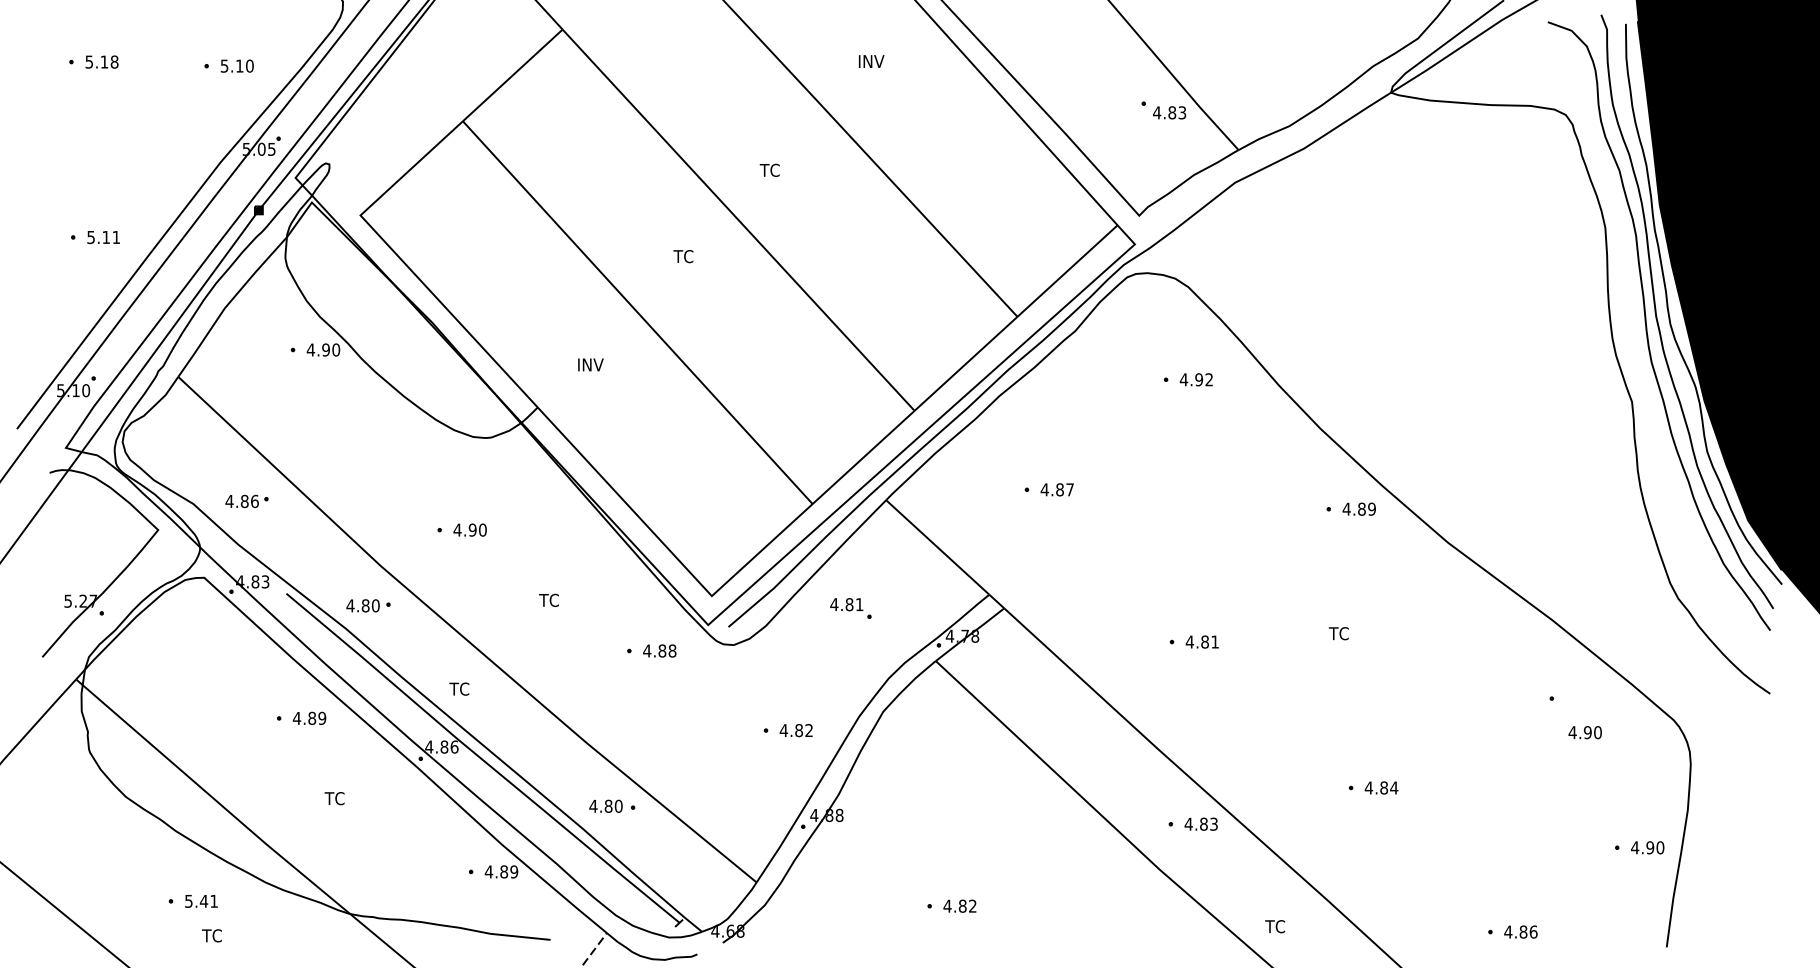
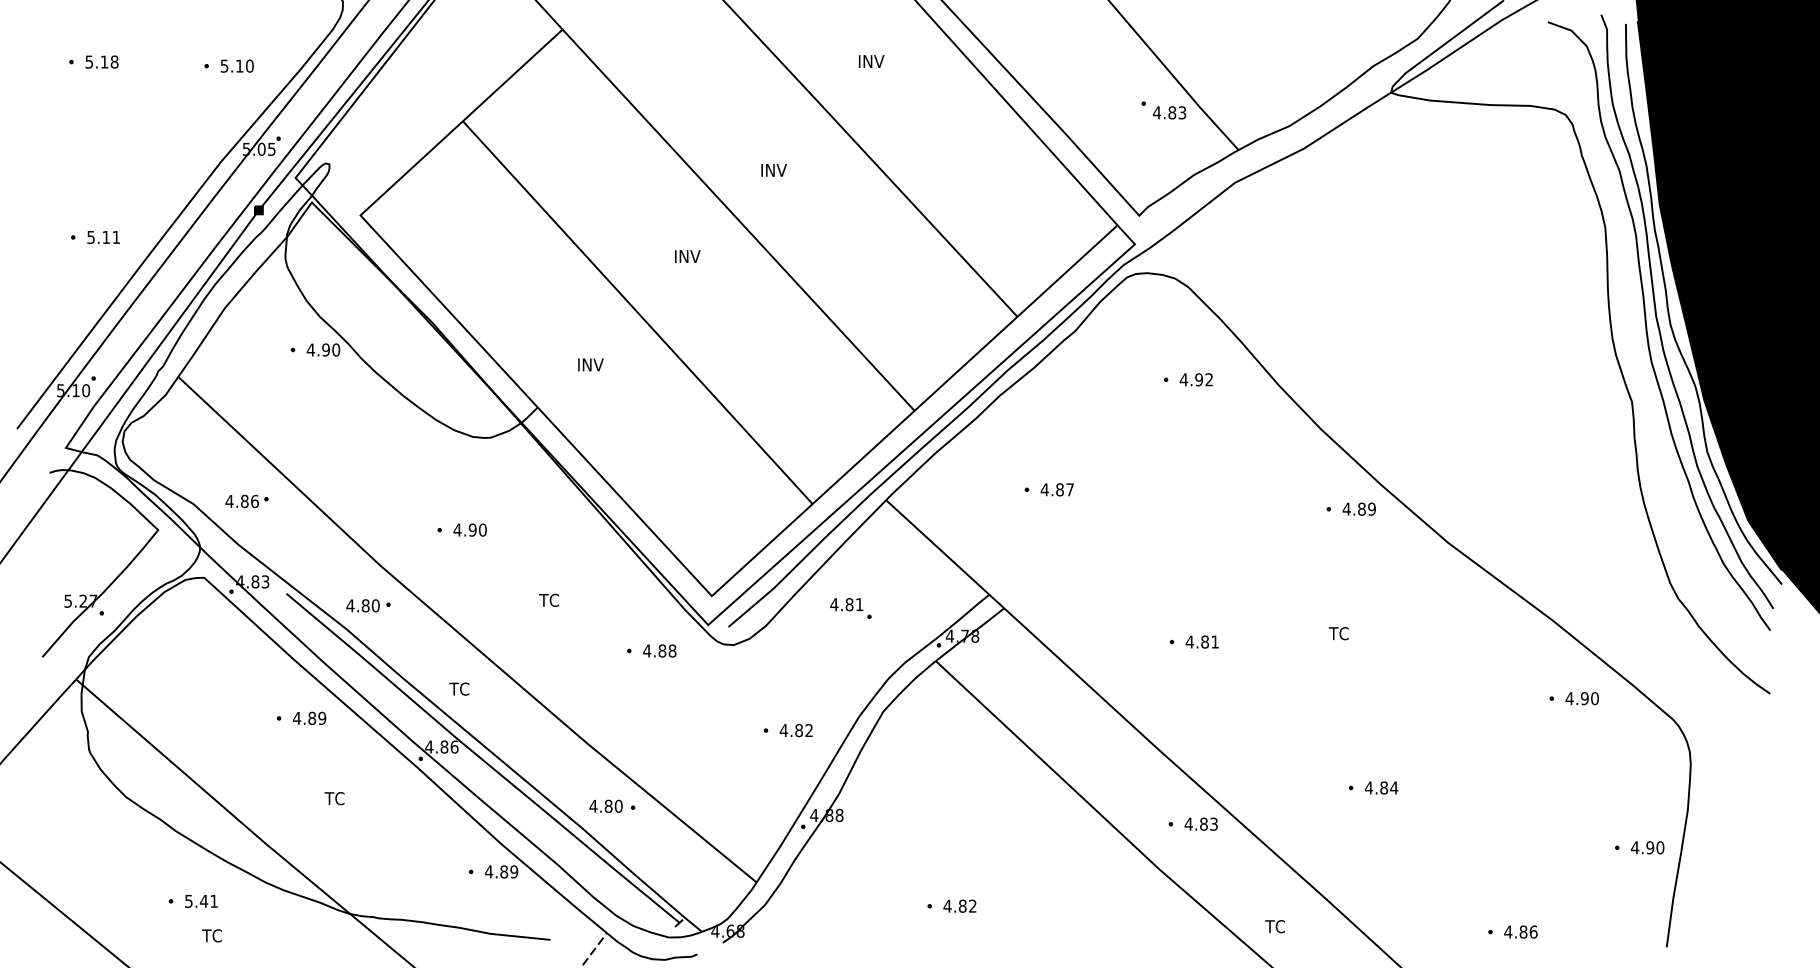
text: TC -> INV (772, 169)
text: TC -> INV (686, 256)
text position: (1584, 732) -> (1581, 698) (1581, 698)
